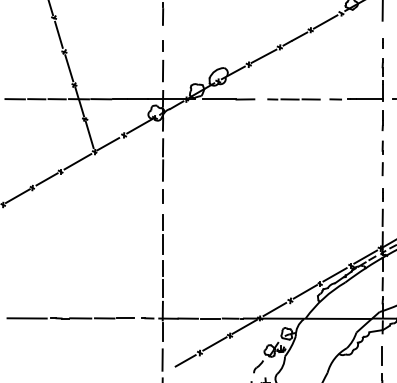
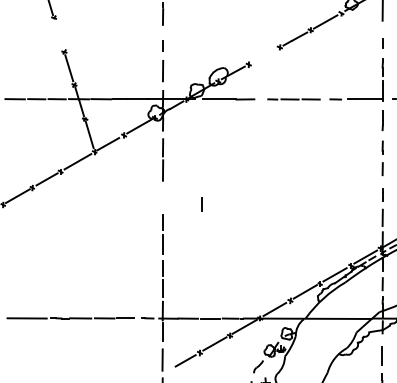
line: present -> none (58, 34)
line: present -> none (263, 55)
line position: (162, 196) -> (201, 204) (201, 204)
